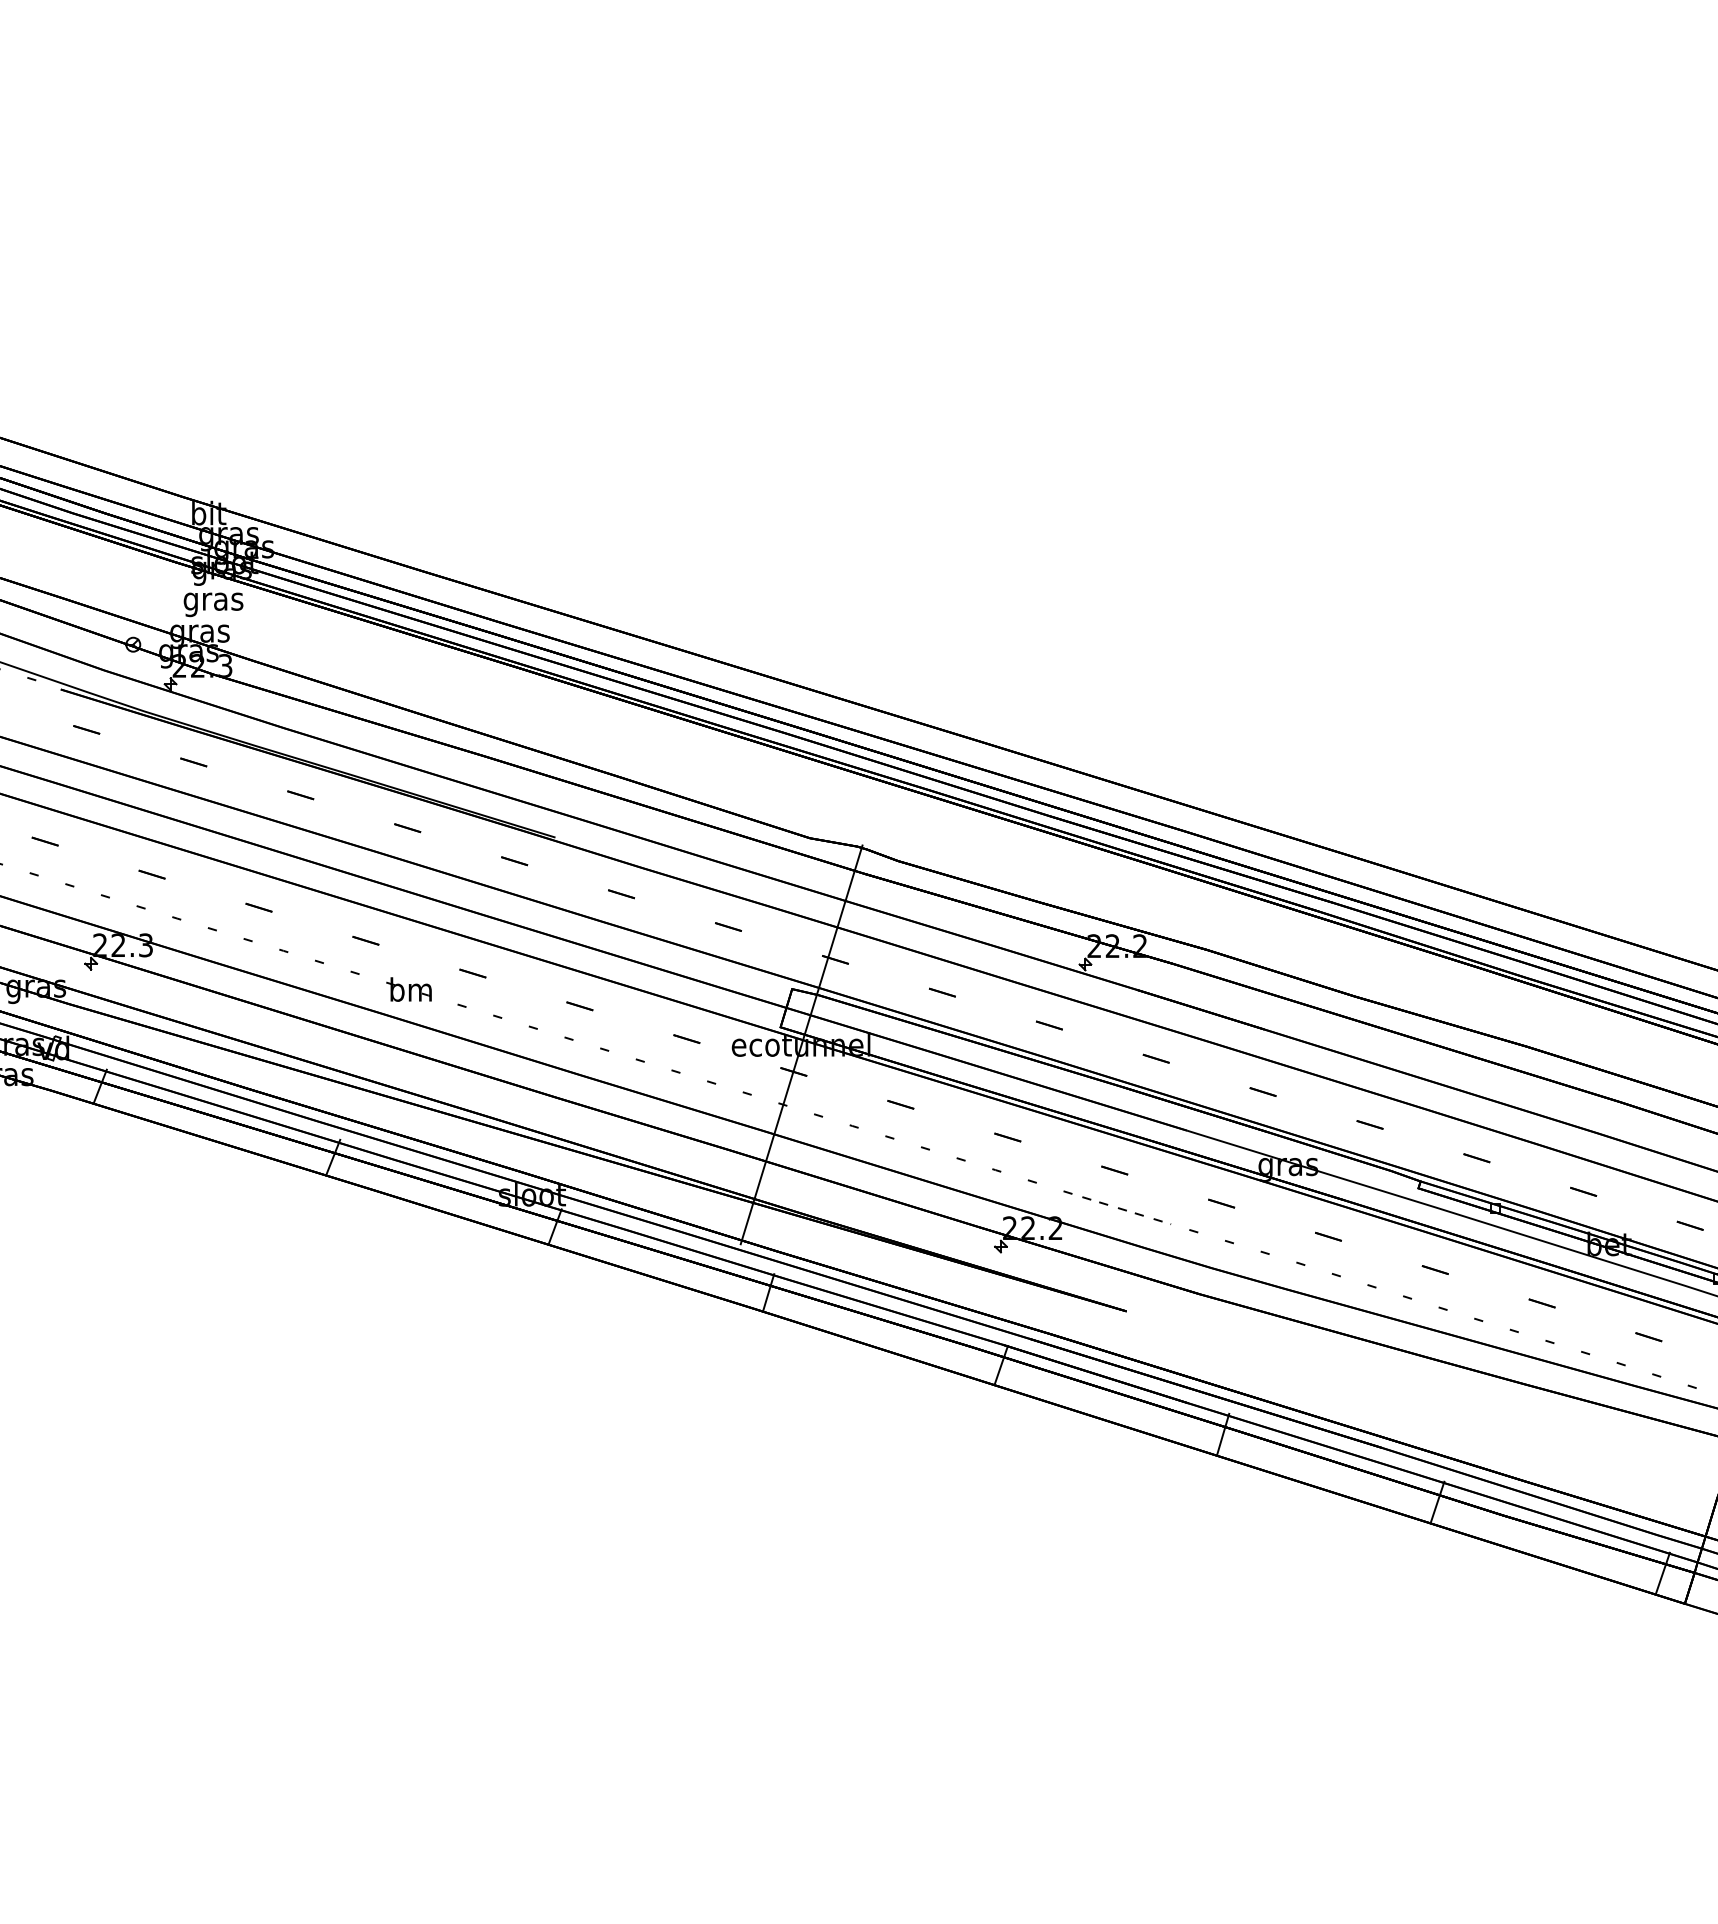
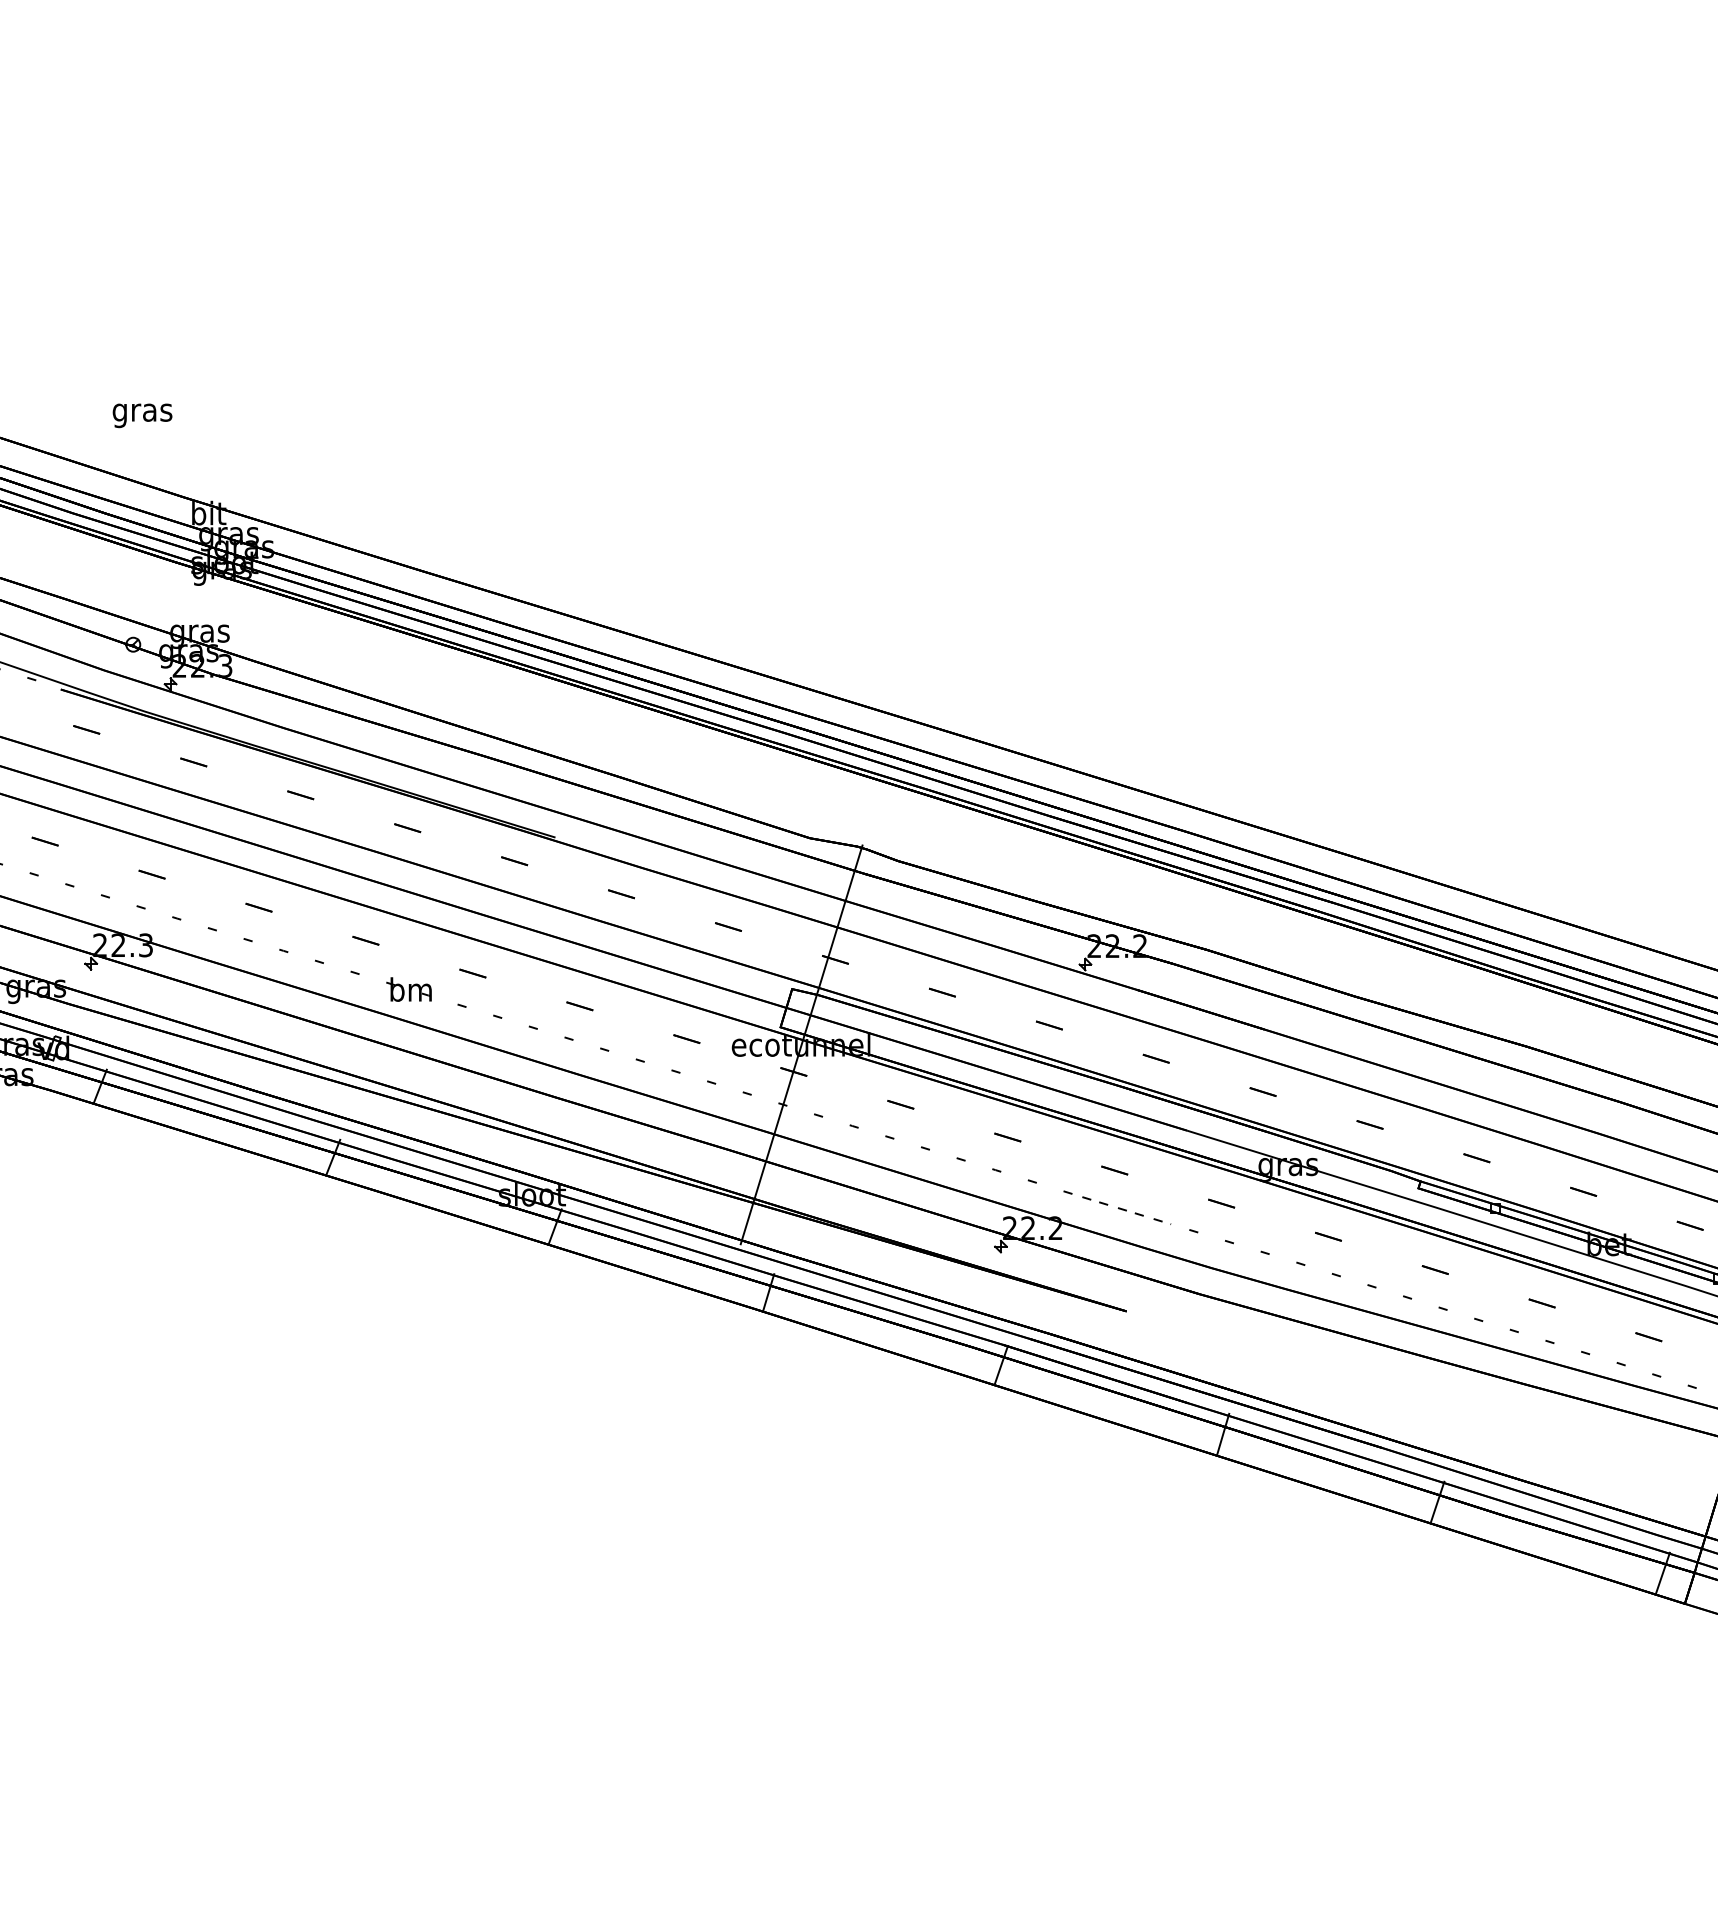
text position: (213, 604) -> (142, 415) (142, 415)
